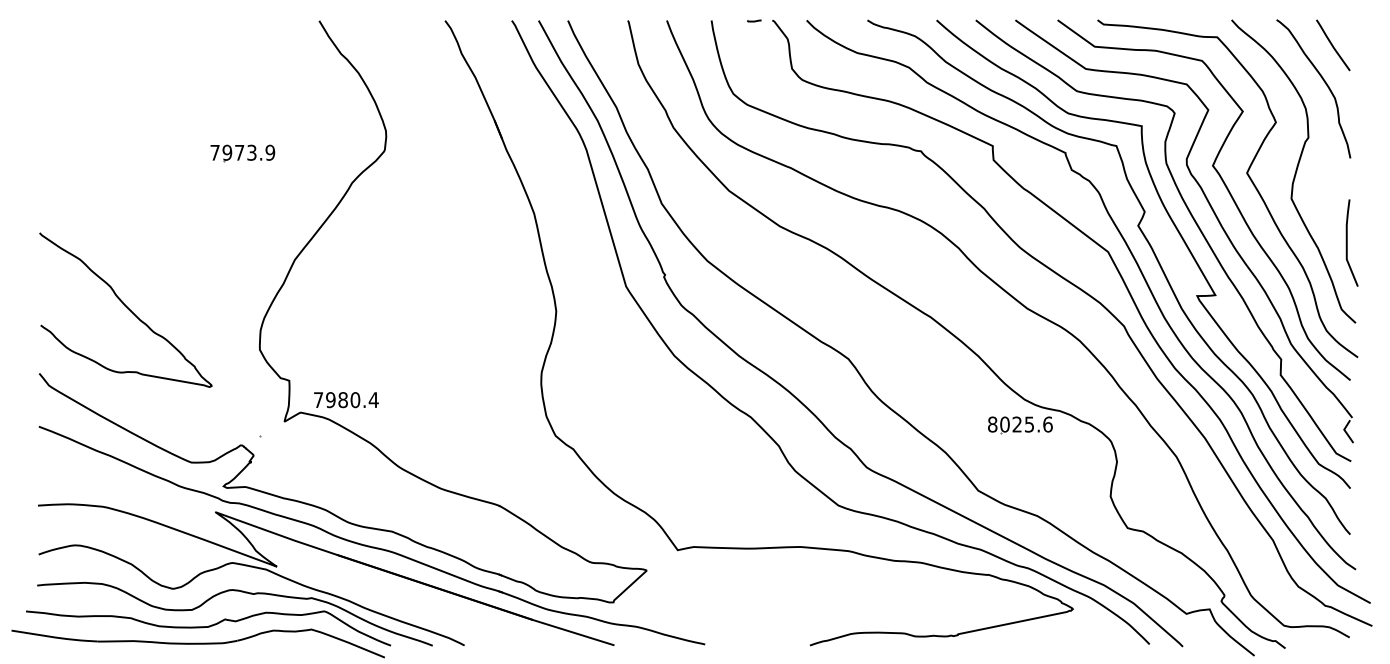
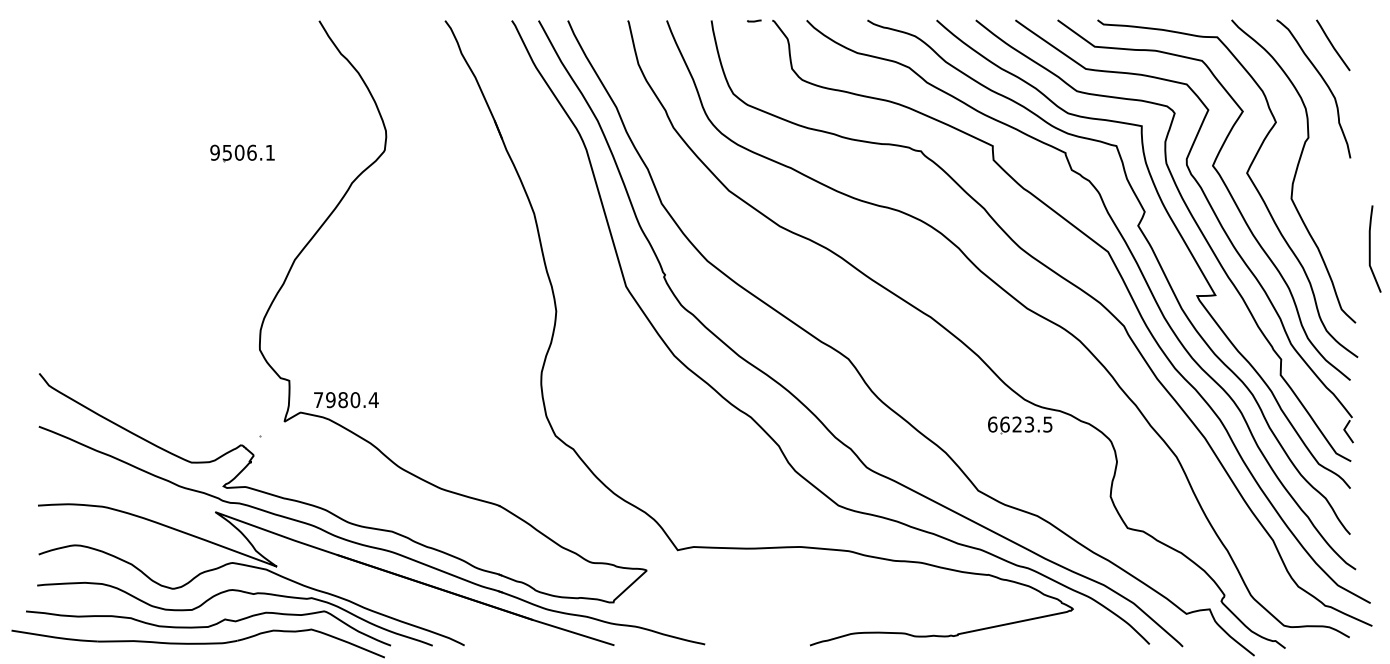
text: 7973.9 -> 9506.1 (242, 152)
curve position: (1347, 242) -> (1370, 248) (1370, 248)
curve: present -> none (126, 308)
text: 8025.6 -> 6623.5 (1020, 424)
